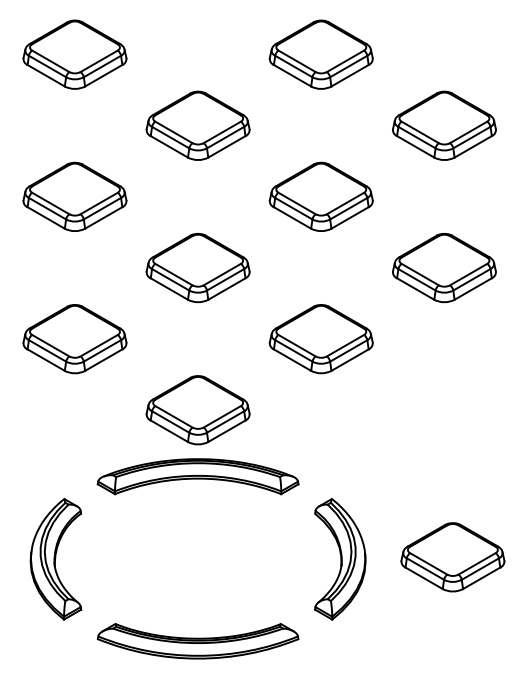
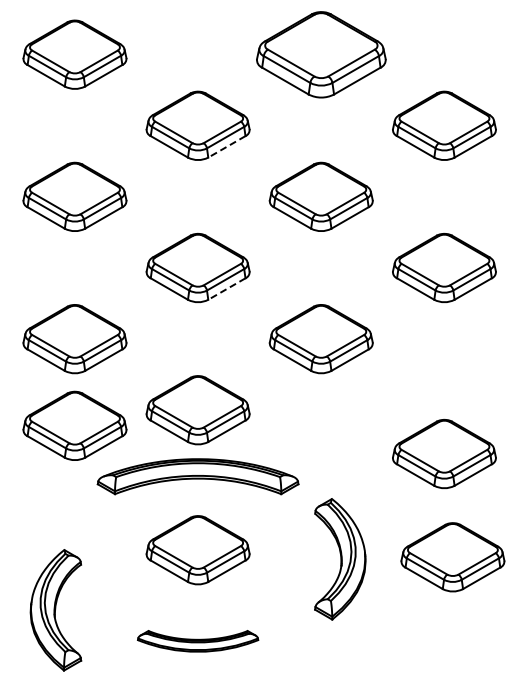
part size: 106x71 px -> 131x88 px (321, 54)
line: solid -> dashed (226, 147)
line: solid -> dashed (226, 289)
part: none -> present (74, 425)
part: none -> present (444, 453)
part: none -> present (197, 550)
part position: (55, 559) -> (55, 610) (55, 610)
part size: 204x37 px -> 123x23 px (198, 641)
